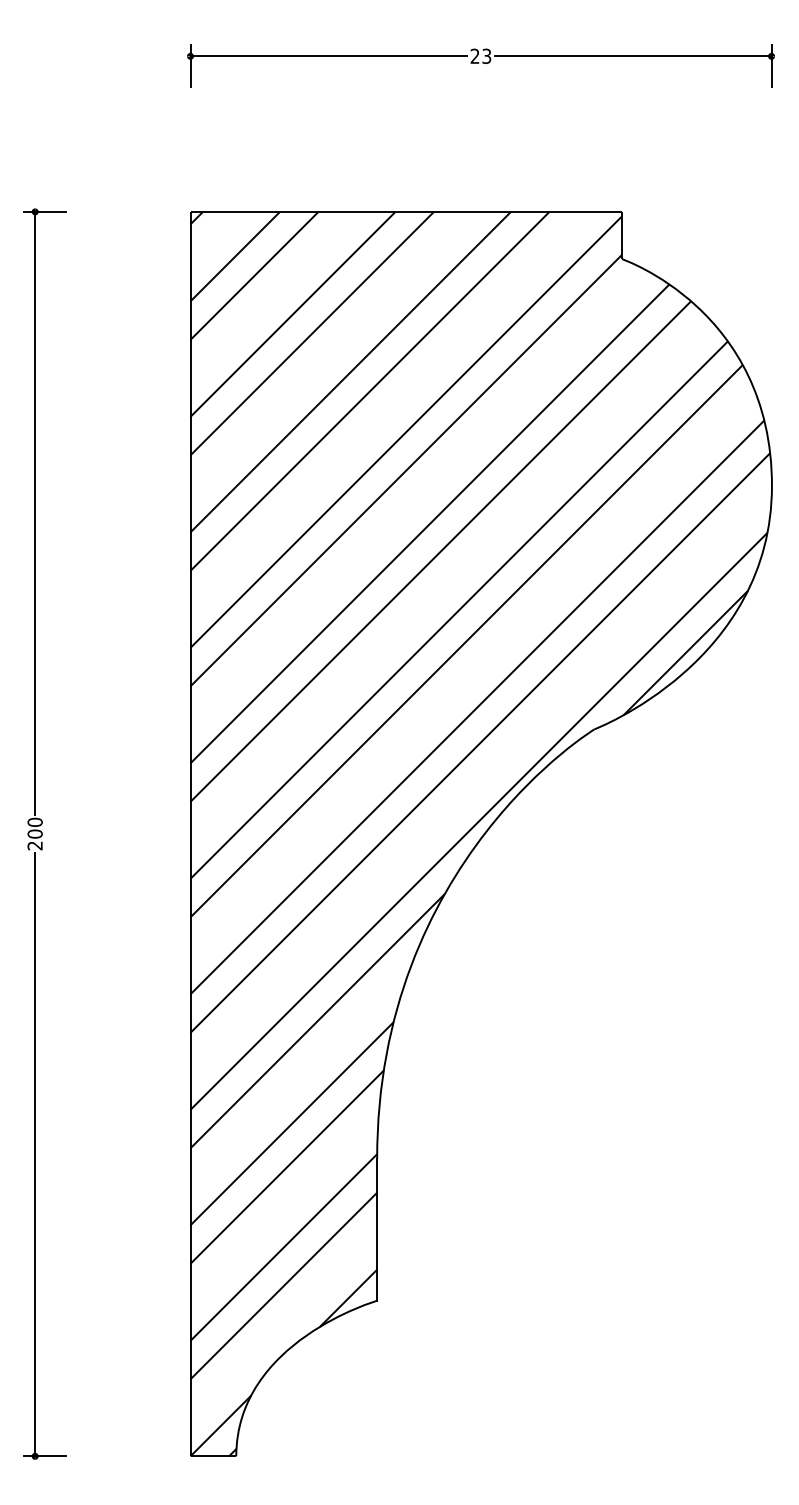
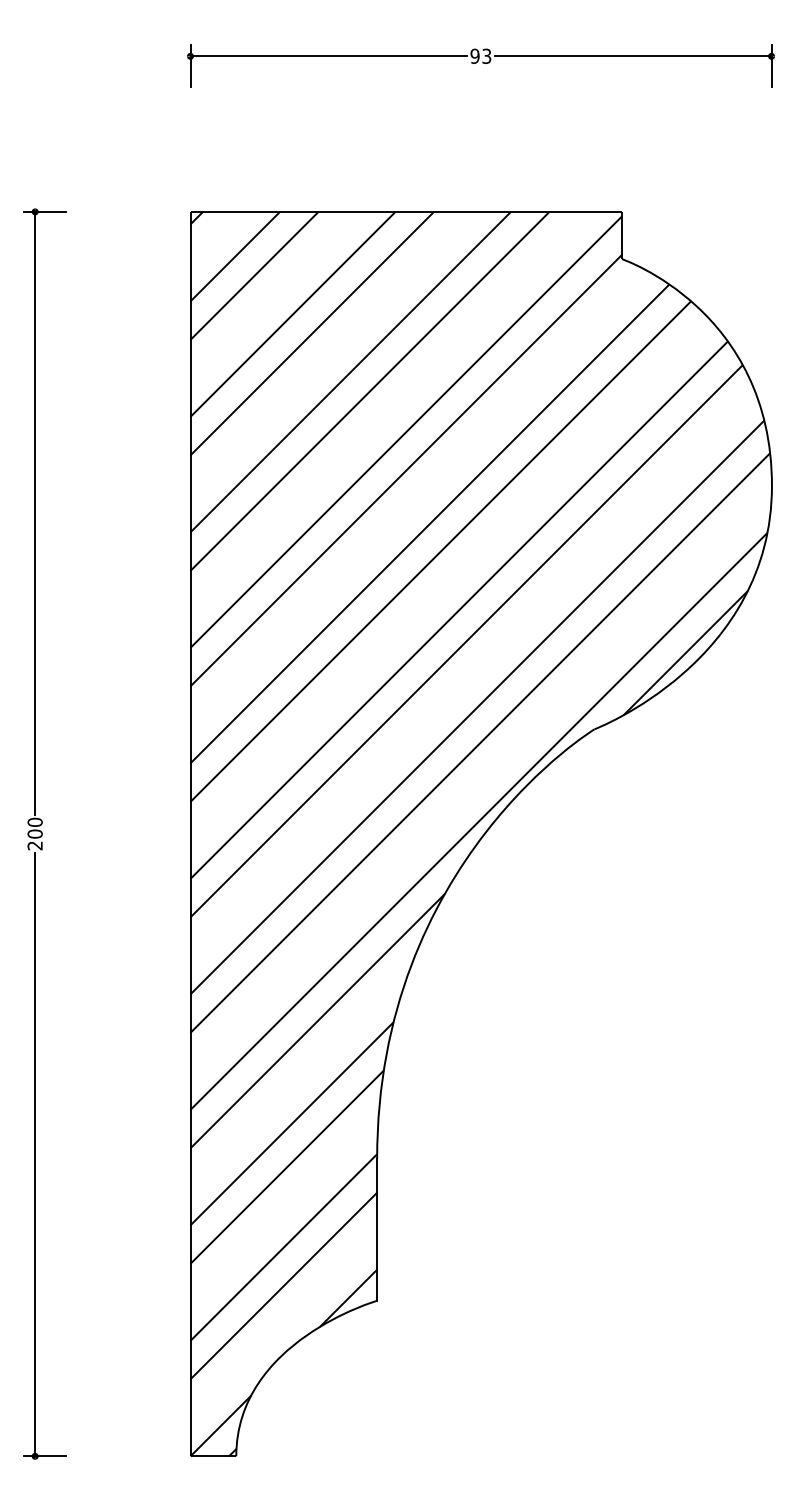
text: 23 -> 93 (474, 55)
